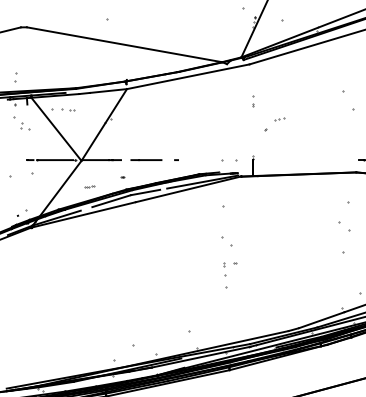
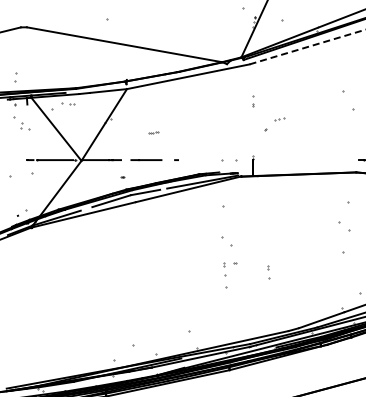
line: solid -> dashed (307, 47)
part position: (68, 109) -> (68, 103) (68, 103)
part position: (89, 186) -> (153, 132) (153, 132)
part: none -> present (268, 272)
